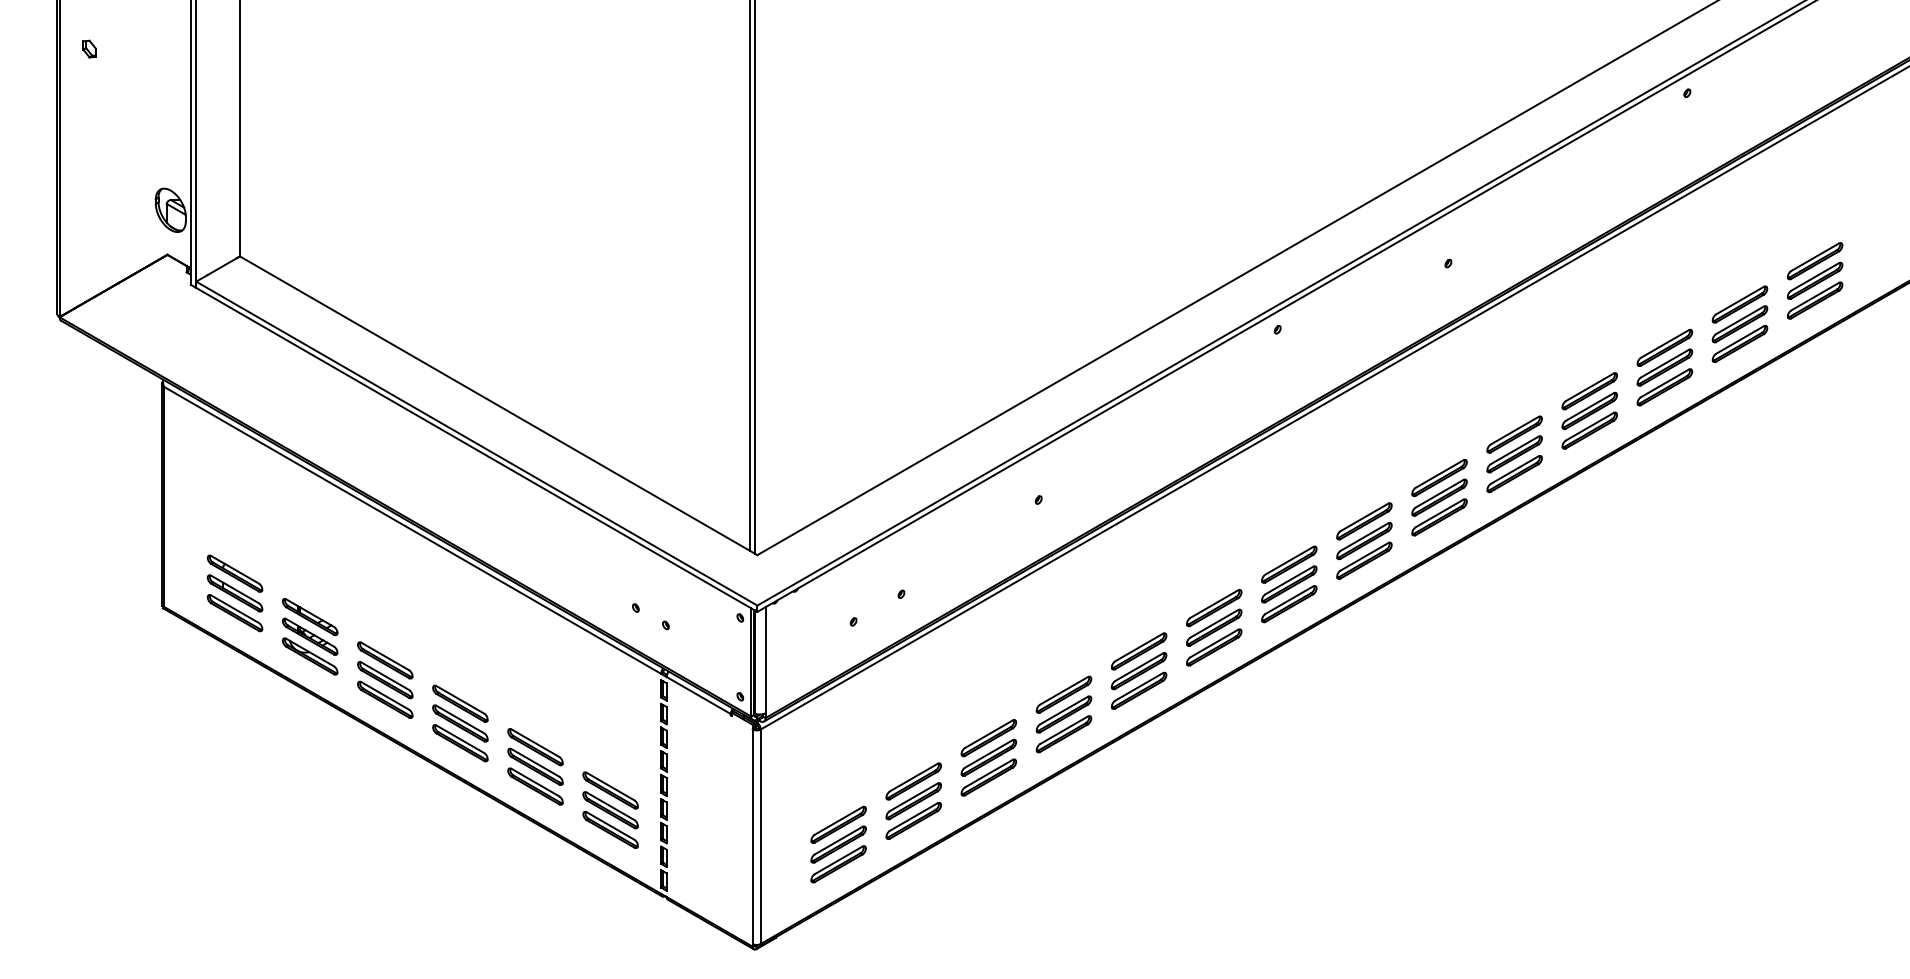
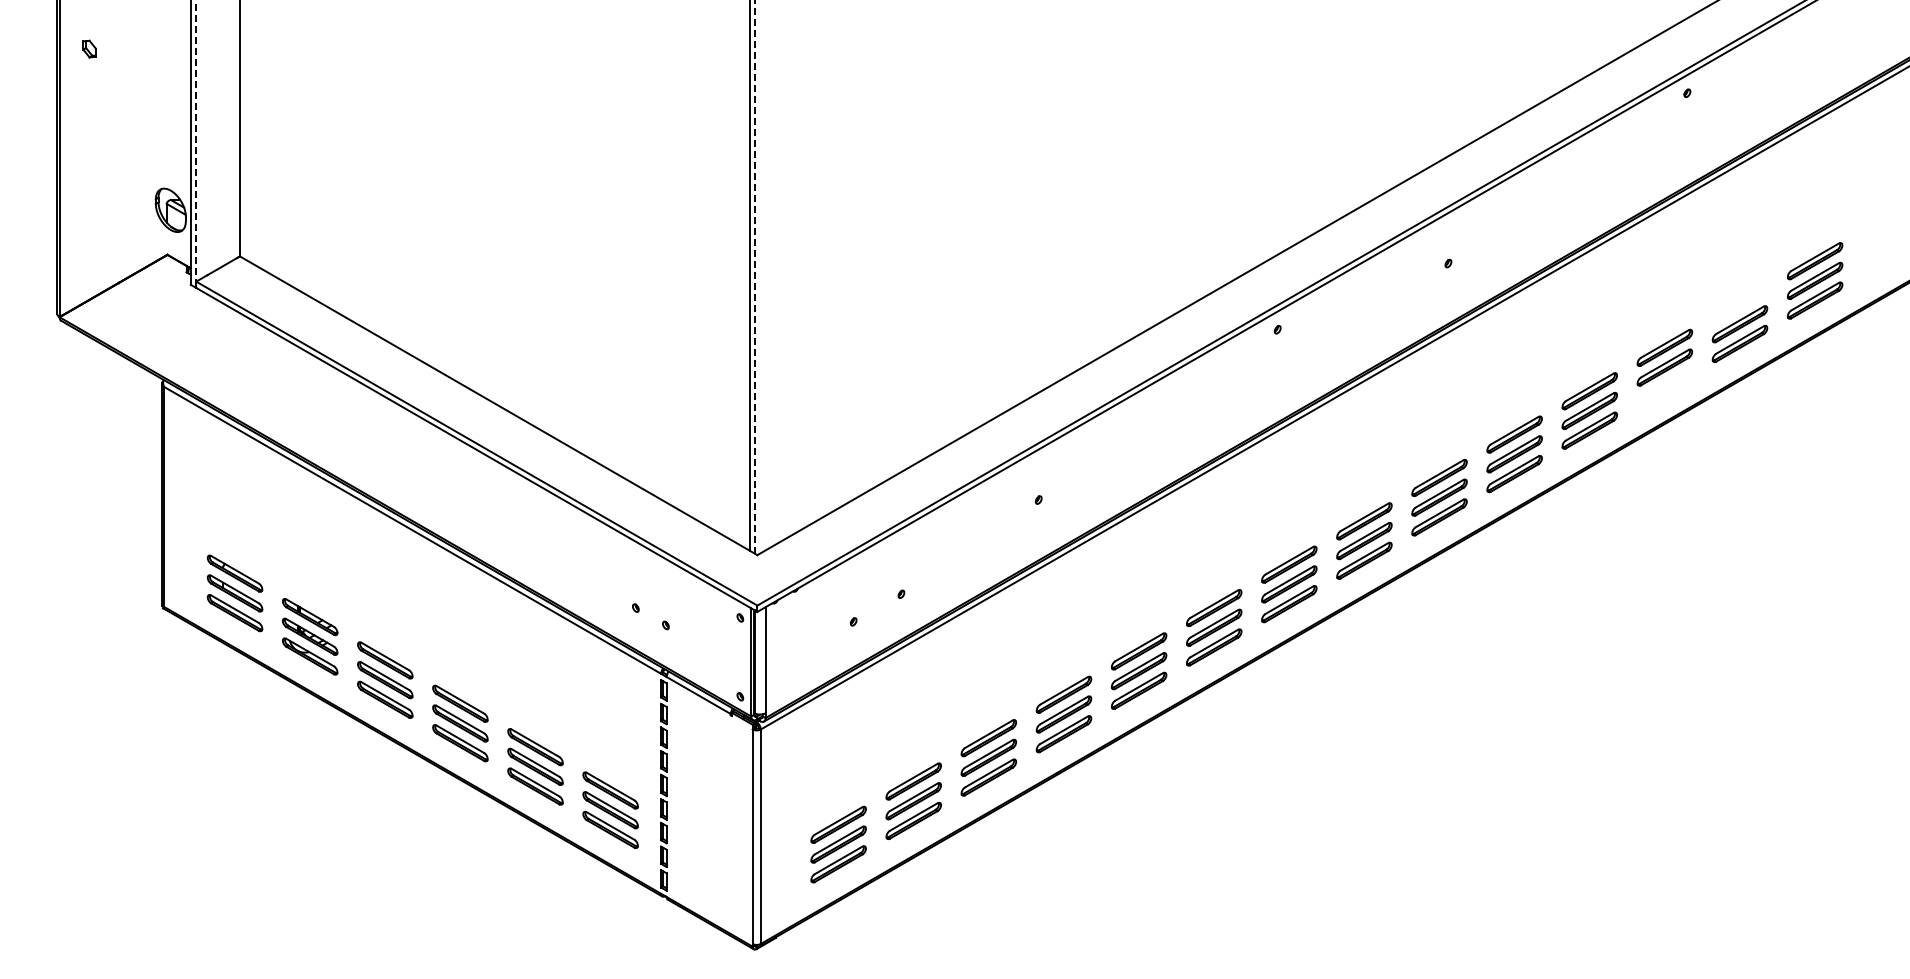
line: solid -> dashed (196, 144)
line: solid -> dashed (755, 277)
part: present -> none (1739, 304)
part: present -> none (1664, 387)
